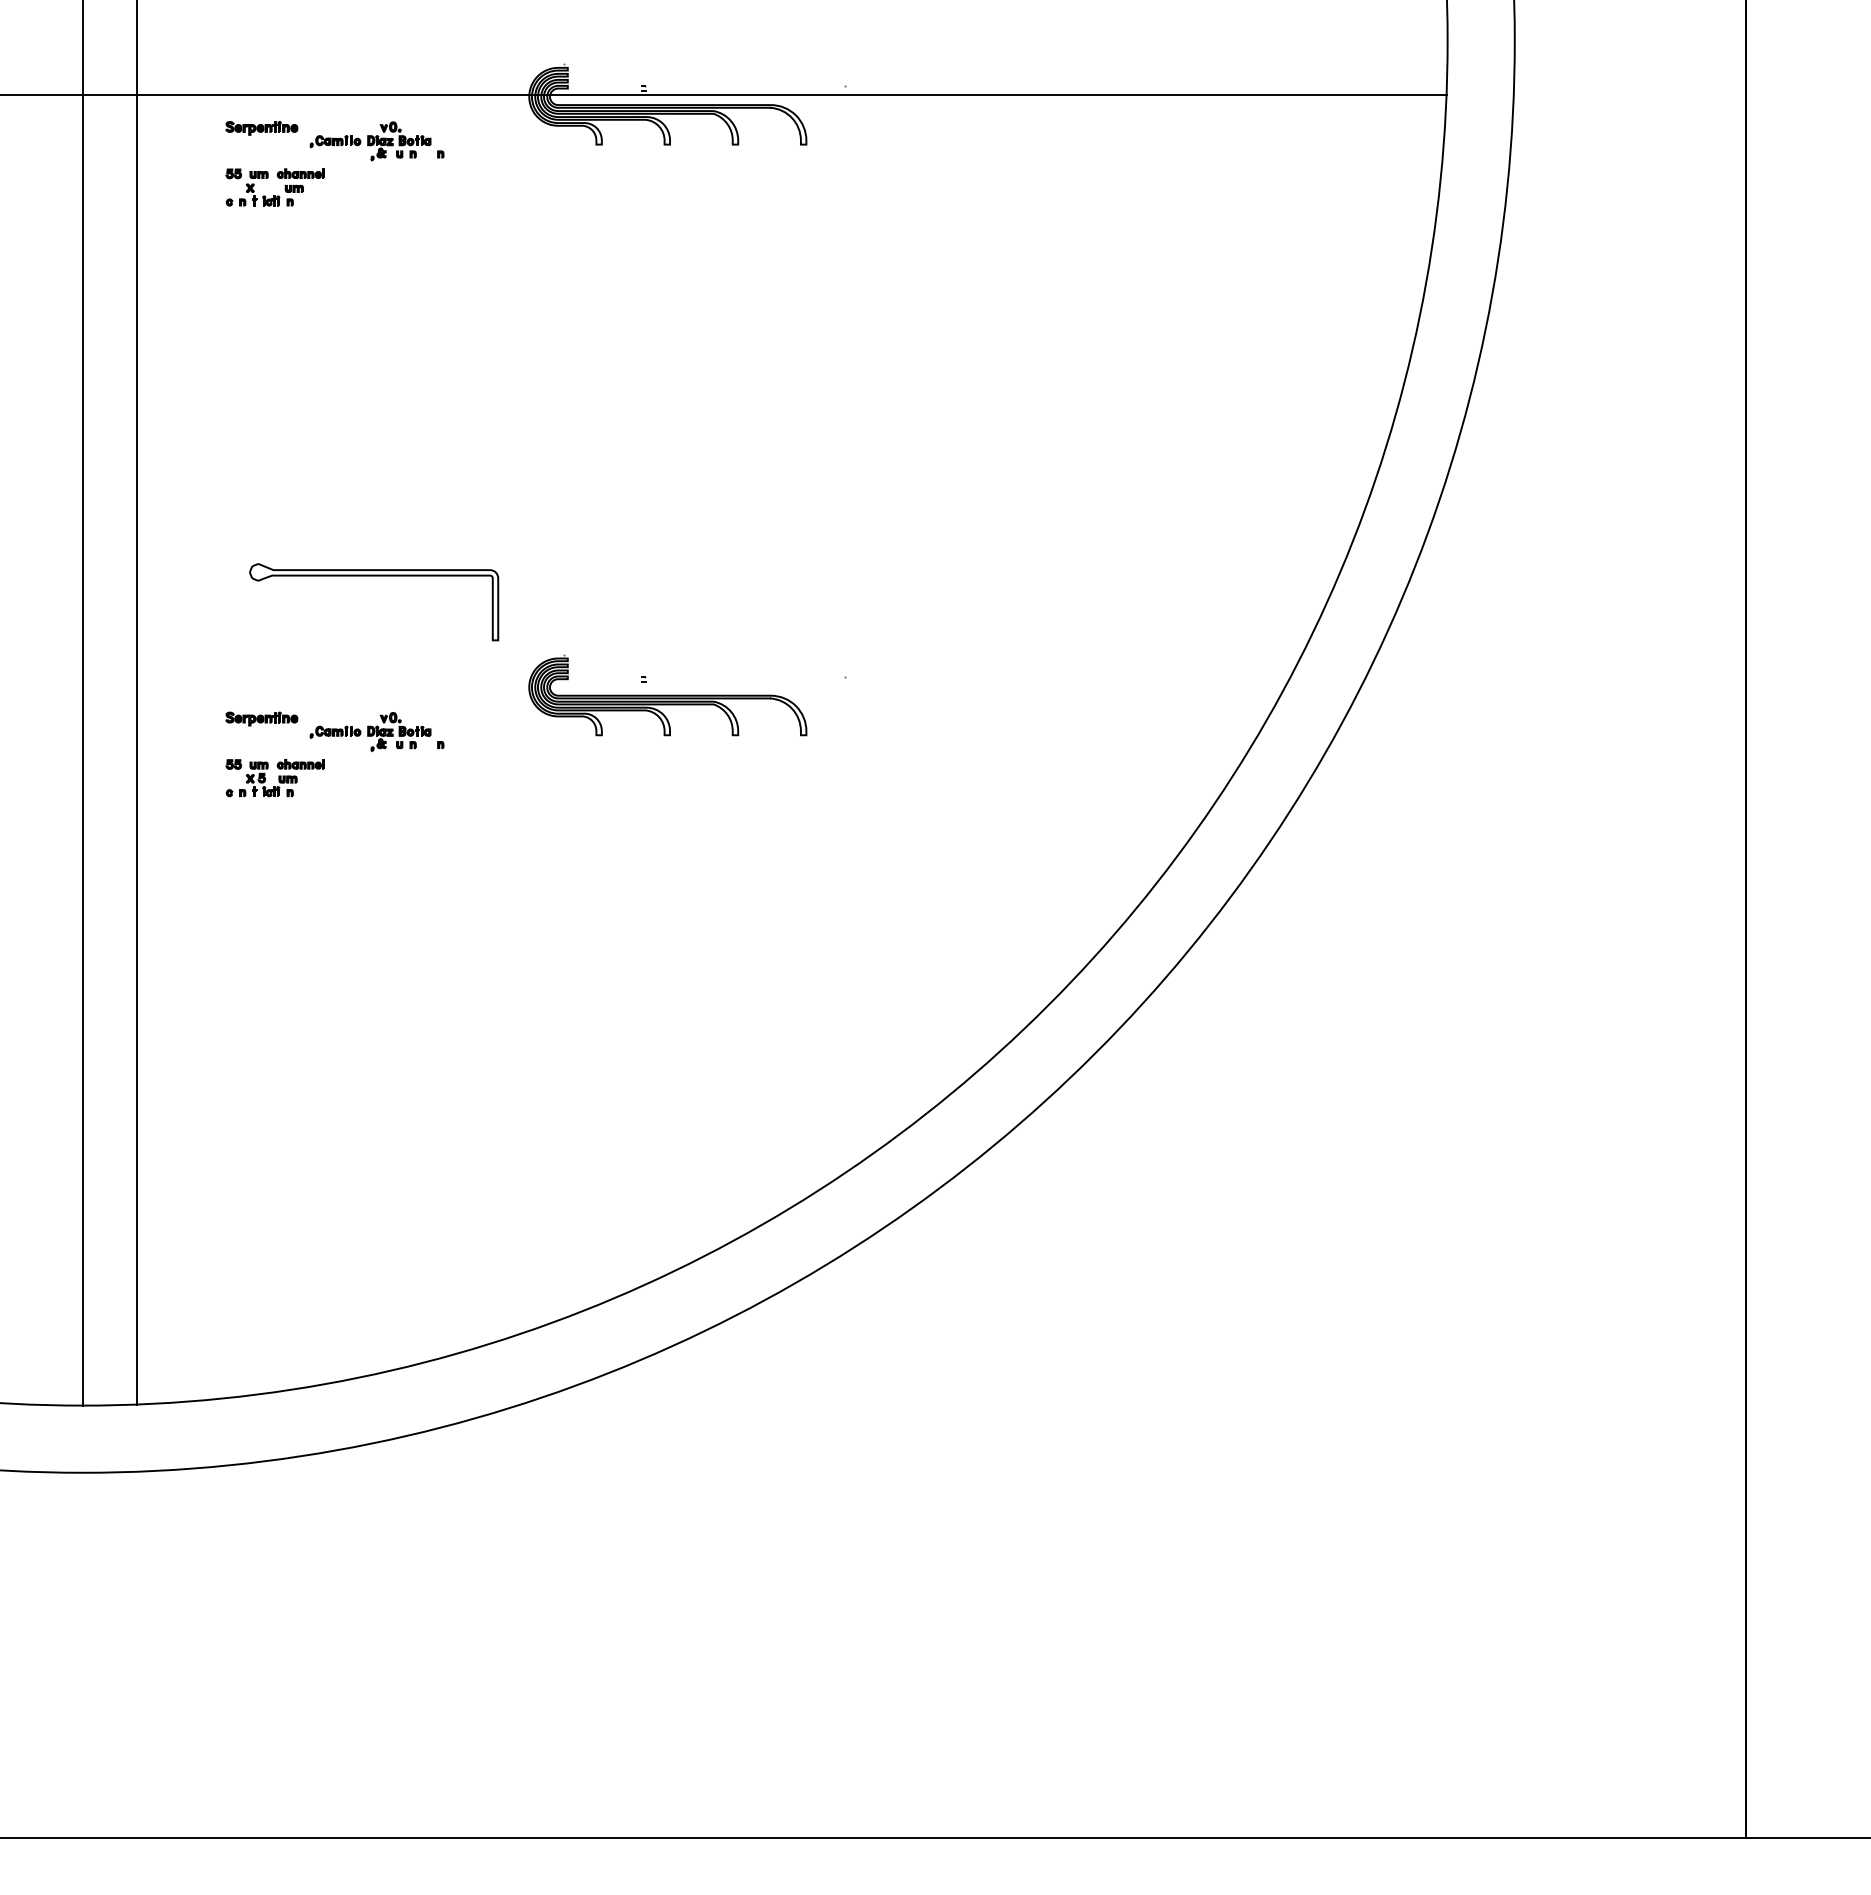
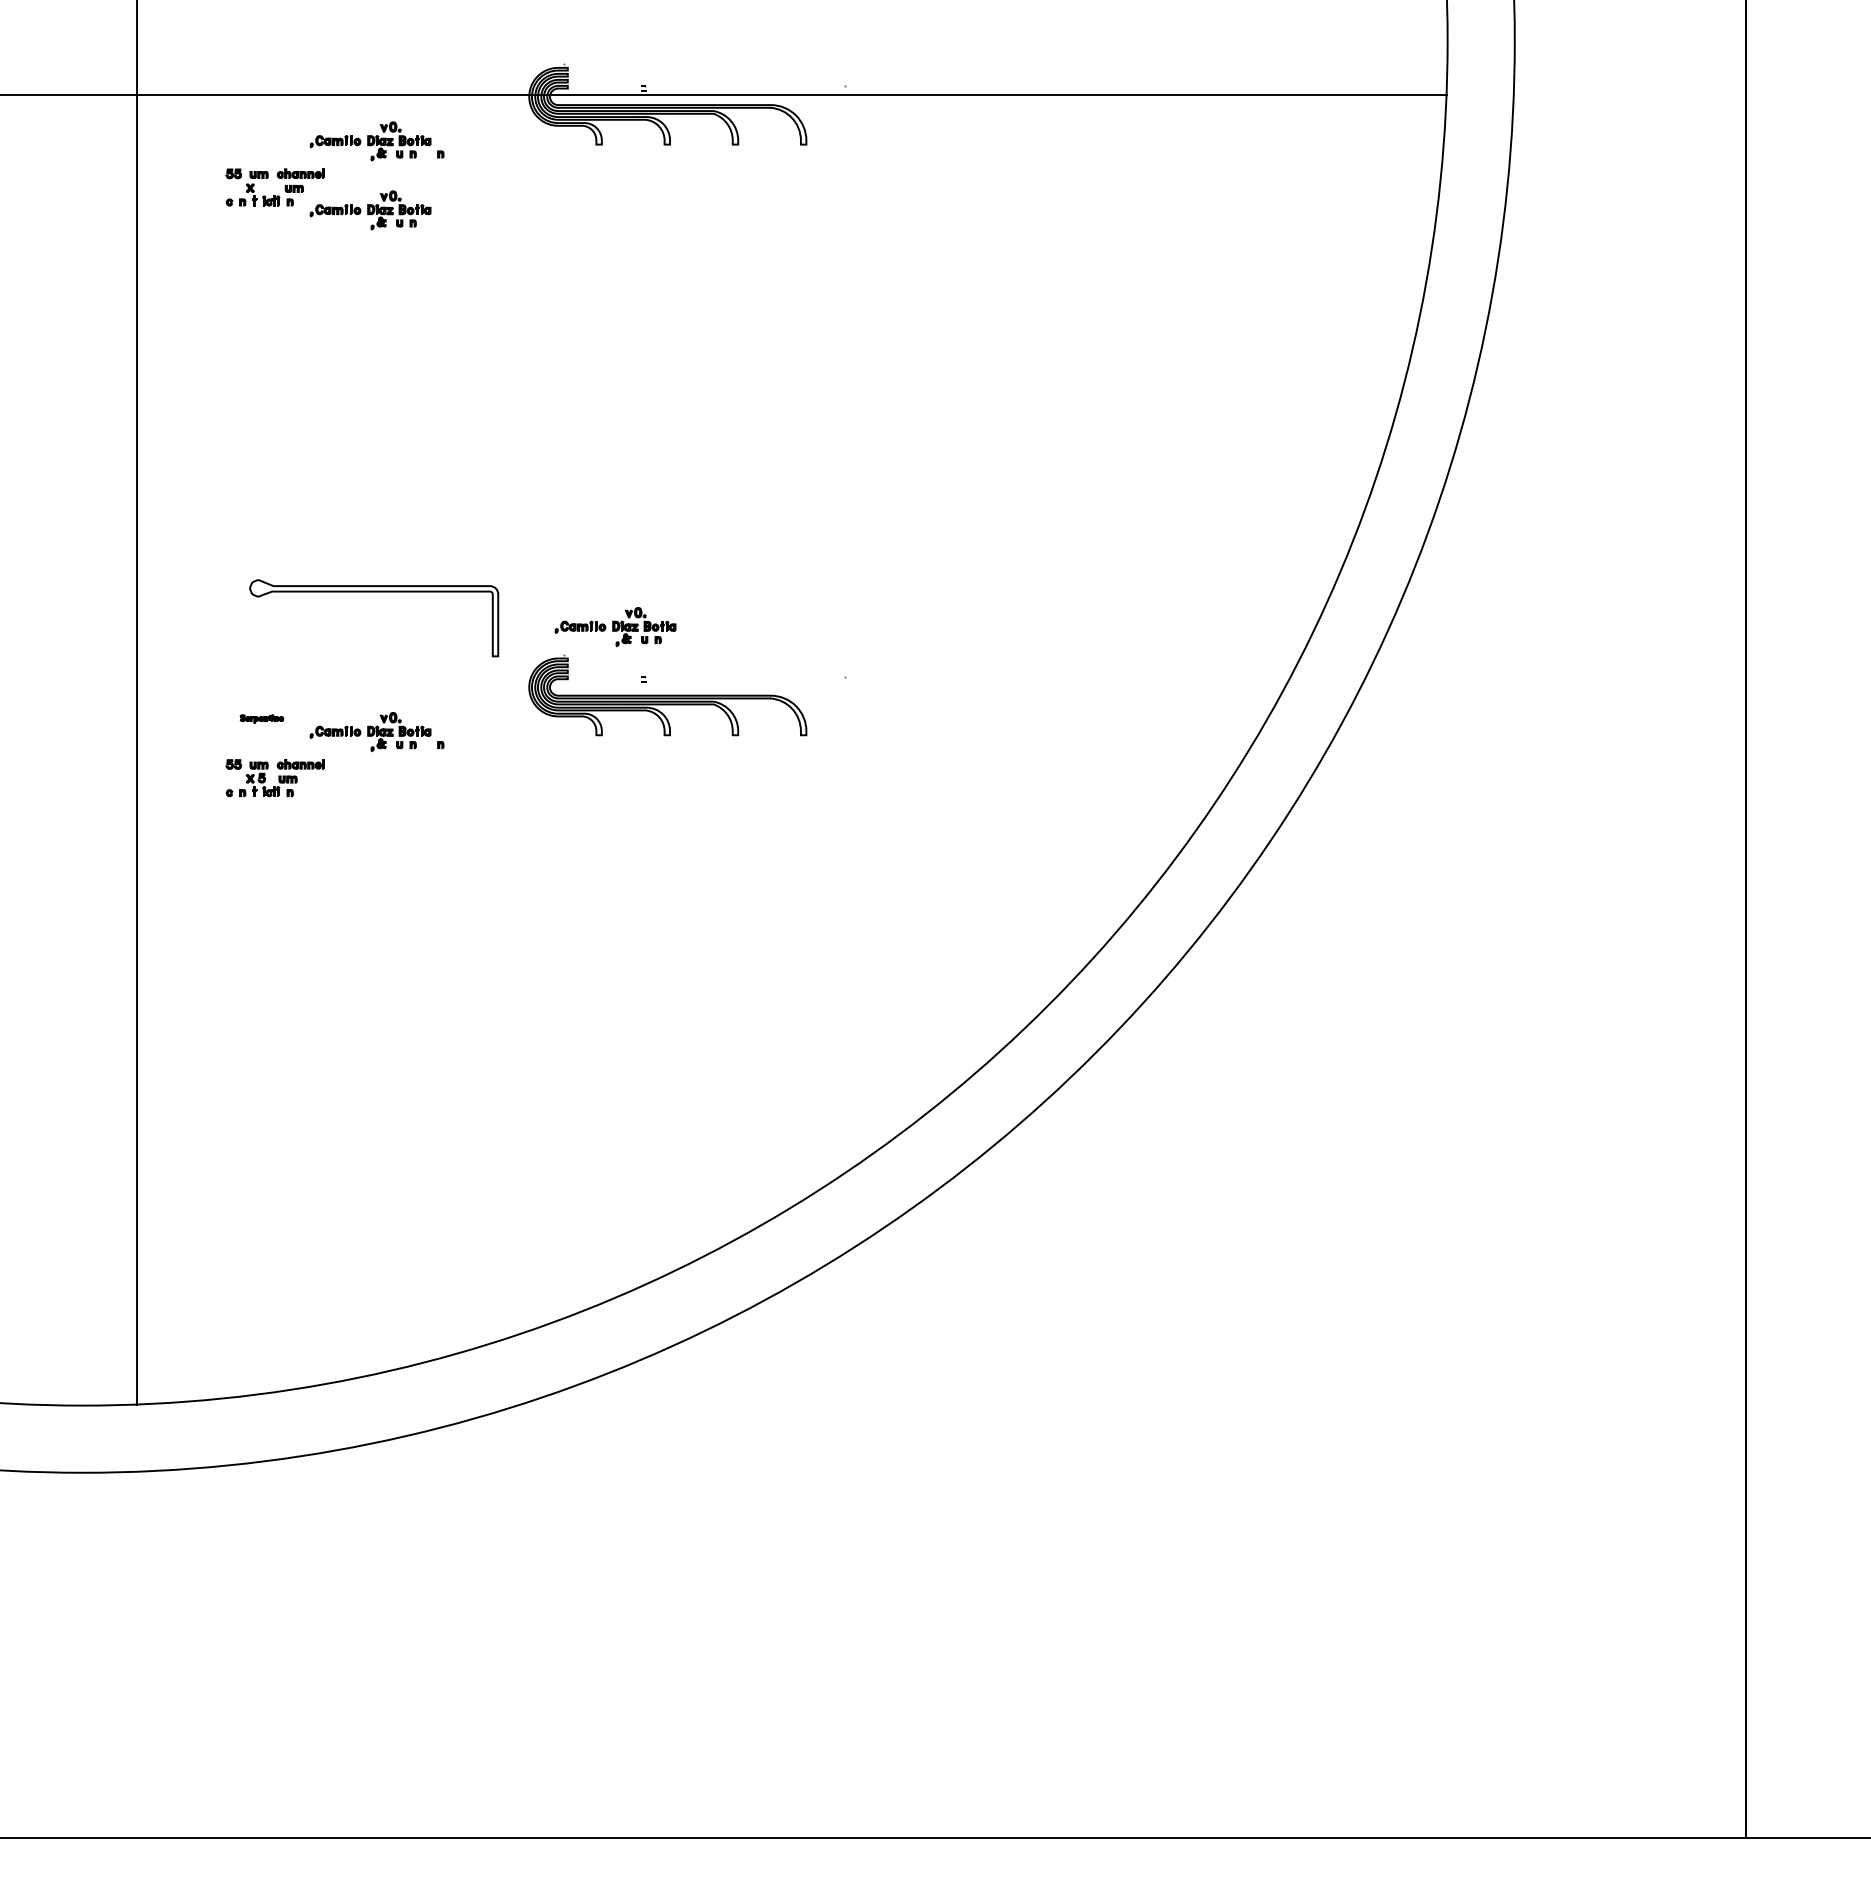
part: present -> none (261, 128)
part: none -> present (370, 210)
part position: (374, 576) -> (374, 592) (374, 592)
part: none -> present (615, 627)
line: present -> none (82, 703)
part size: 74x16 px -> 46x10 px (261, 718)
